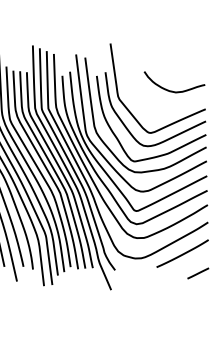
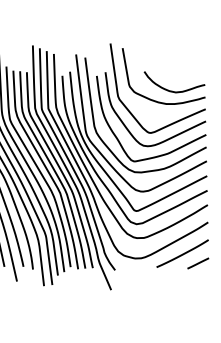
curve: none -> present (156, 100)
line position: (198, 273) -> (198, 263) (198, 263)
